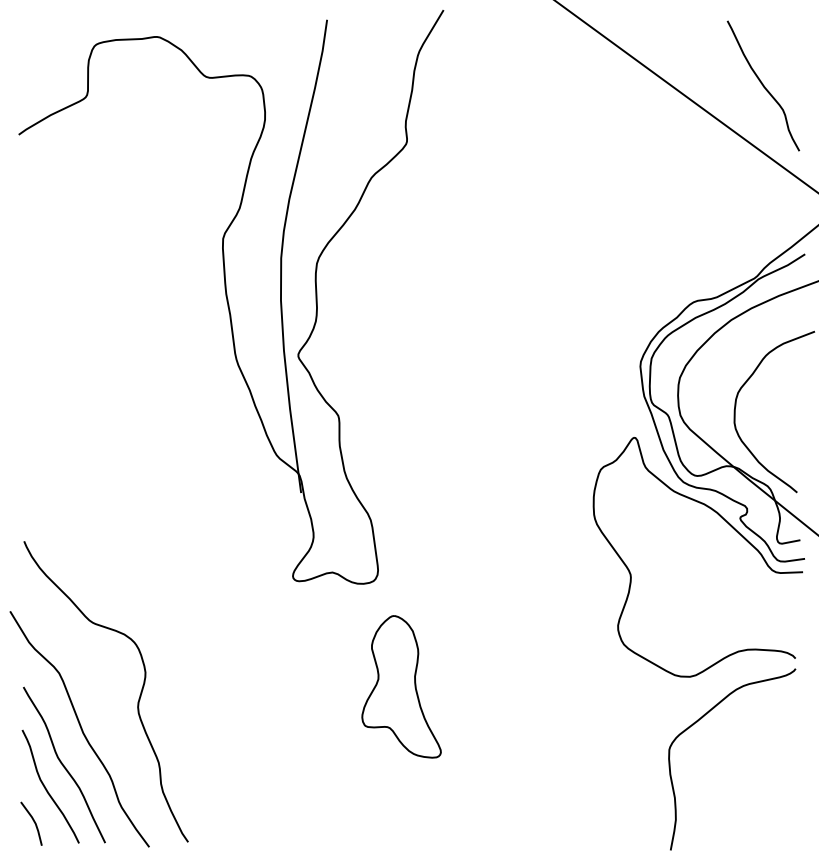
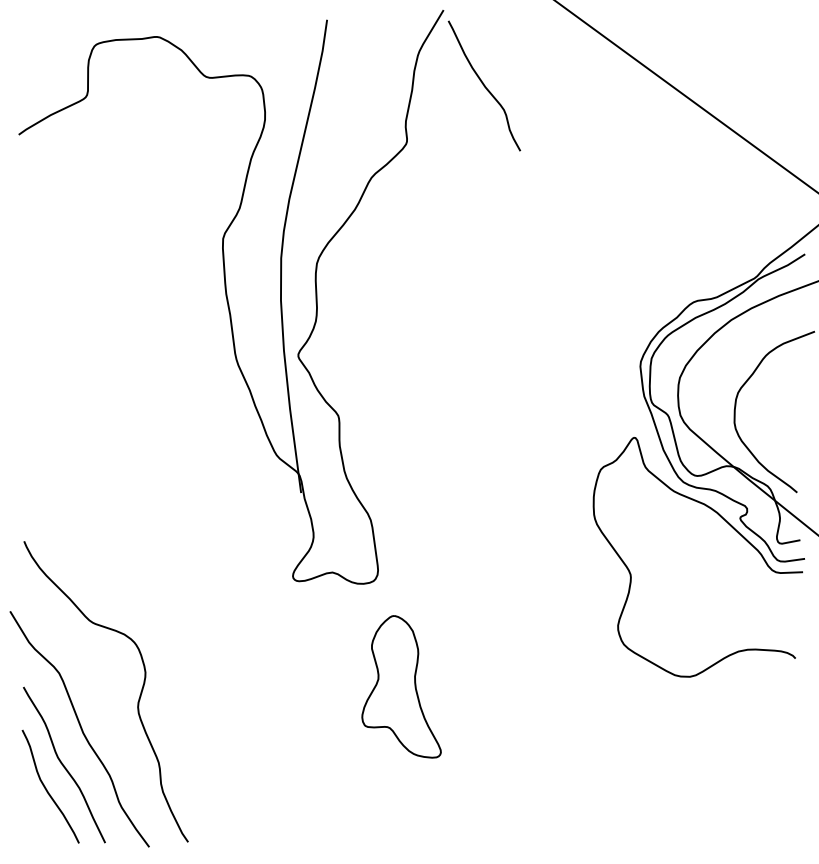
curve position: (763, 85) -> (484, 85) (484, 85)
curve: present -> none (702, 718)
line: present -> none (33, 822)
